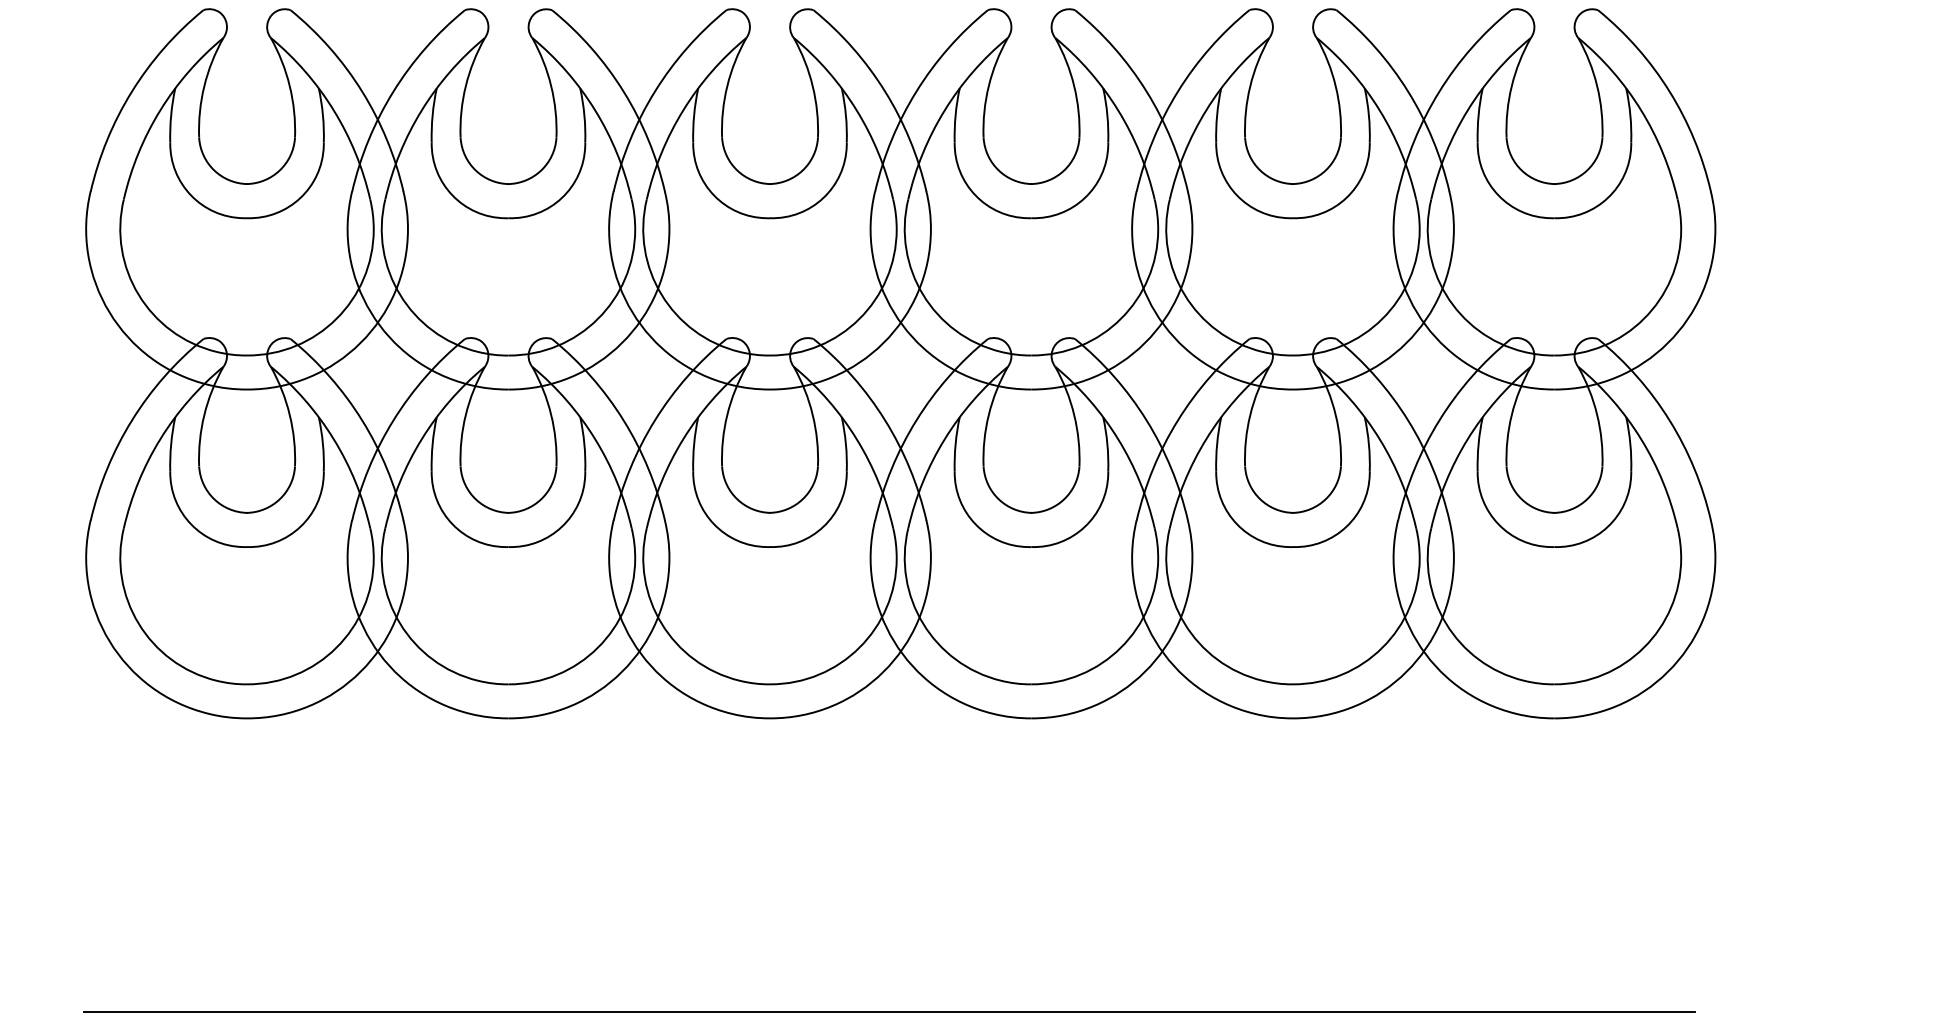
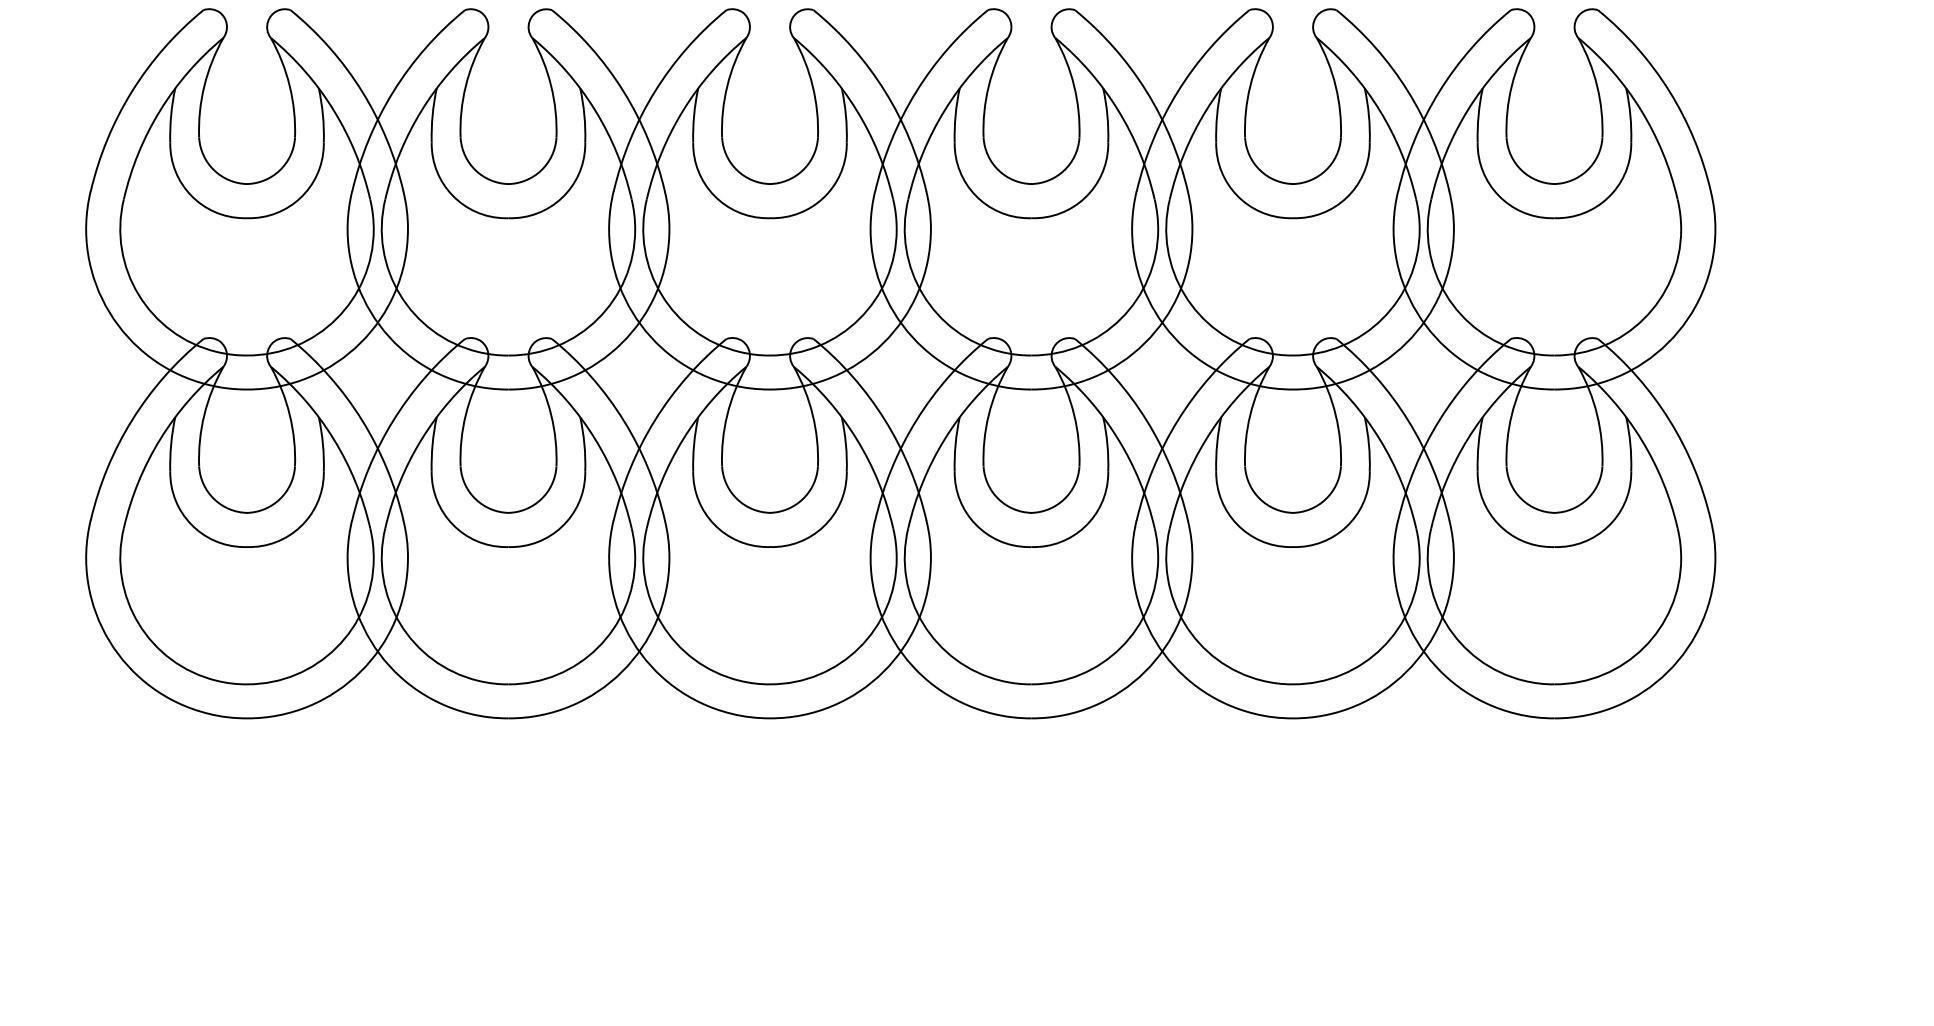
line: present -> none (889, 1011)
